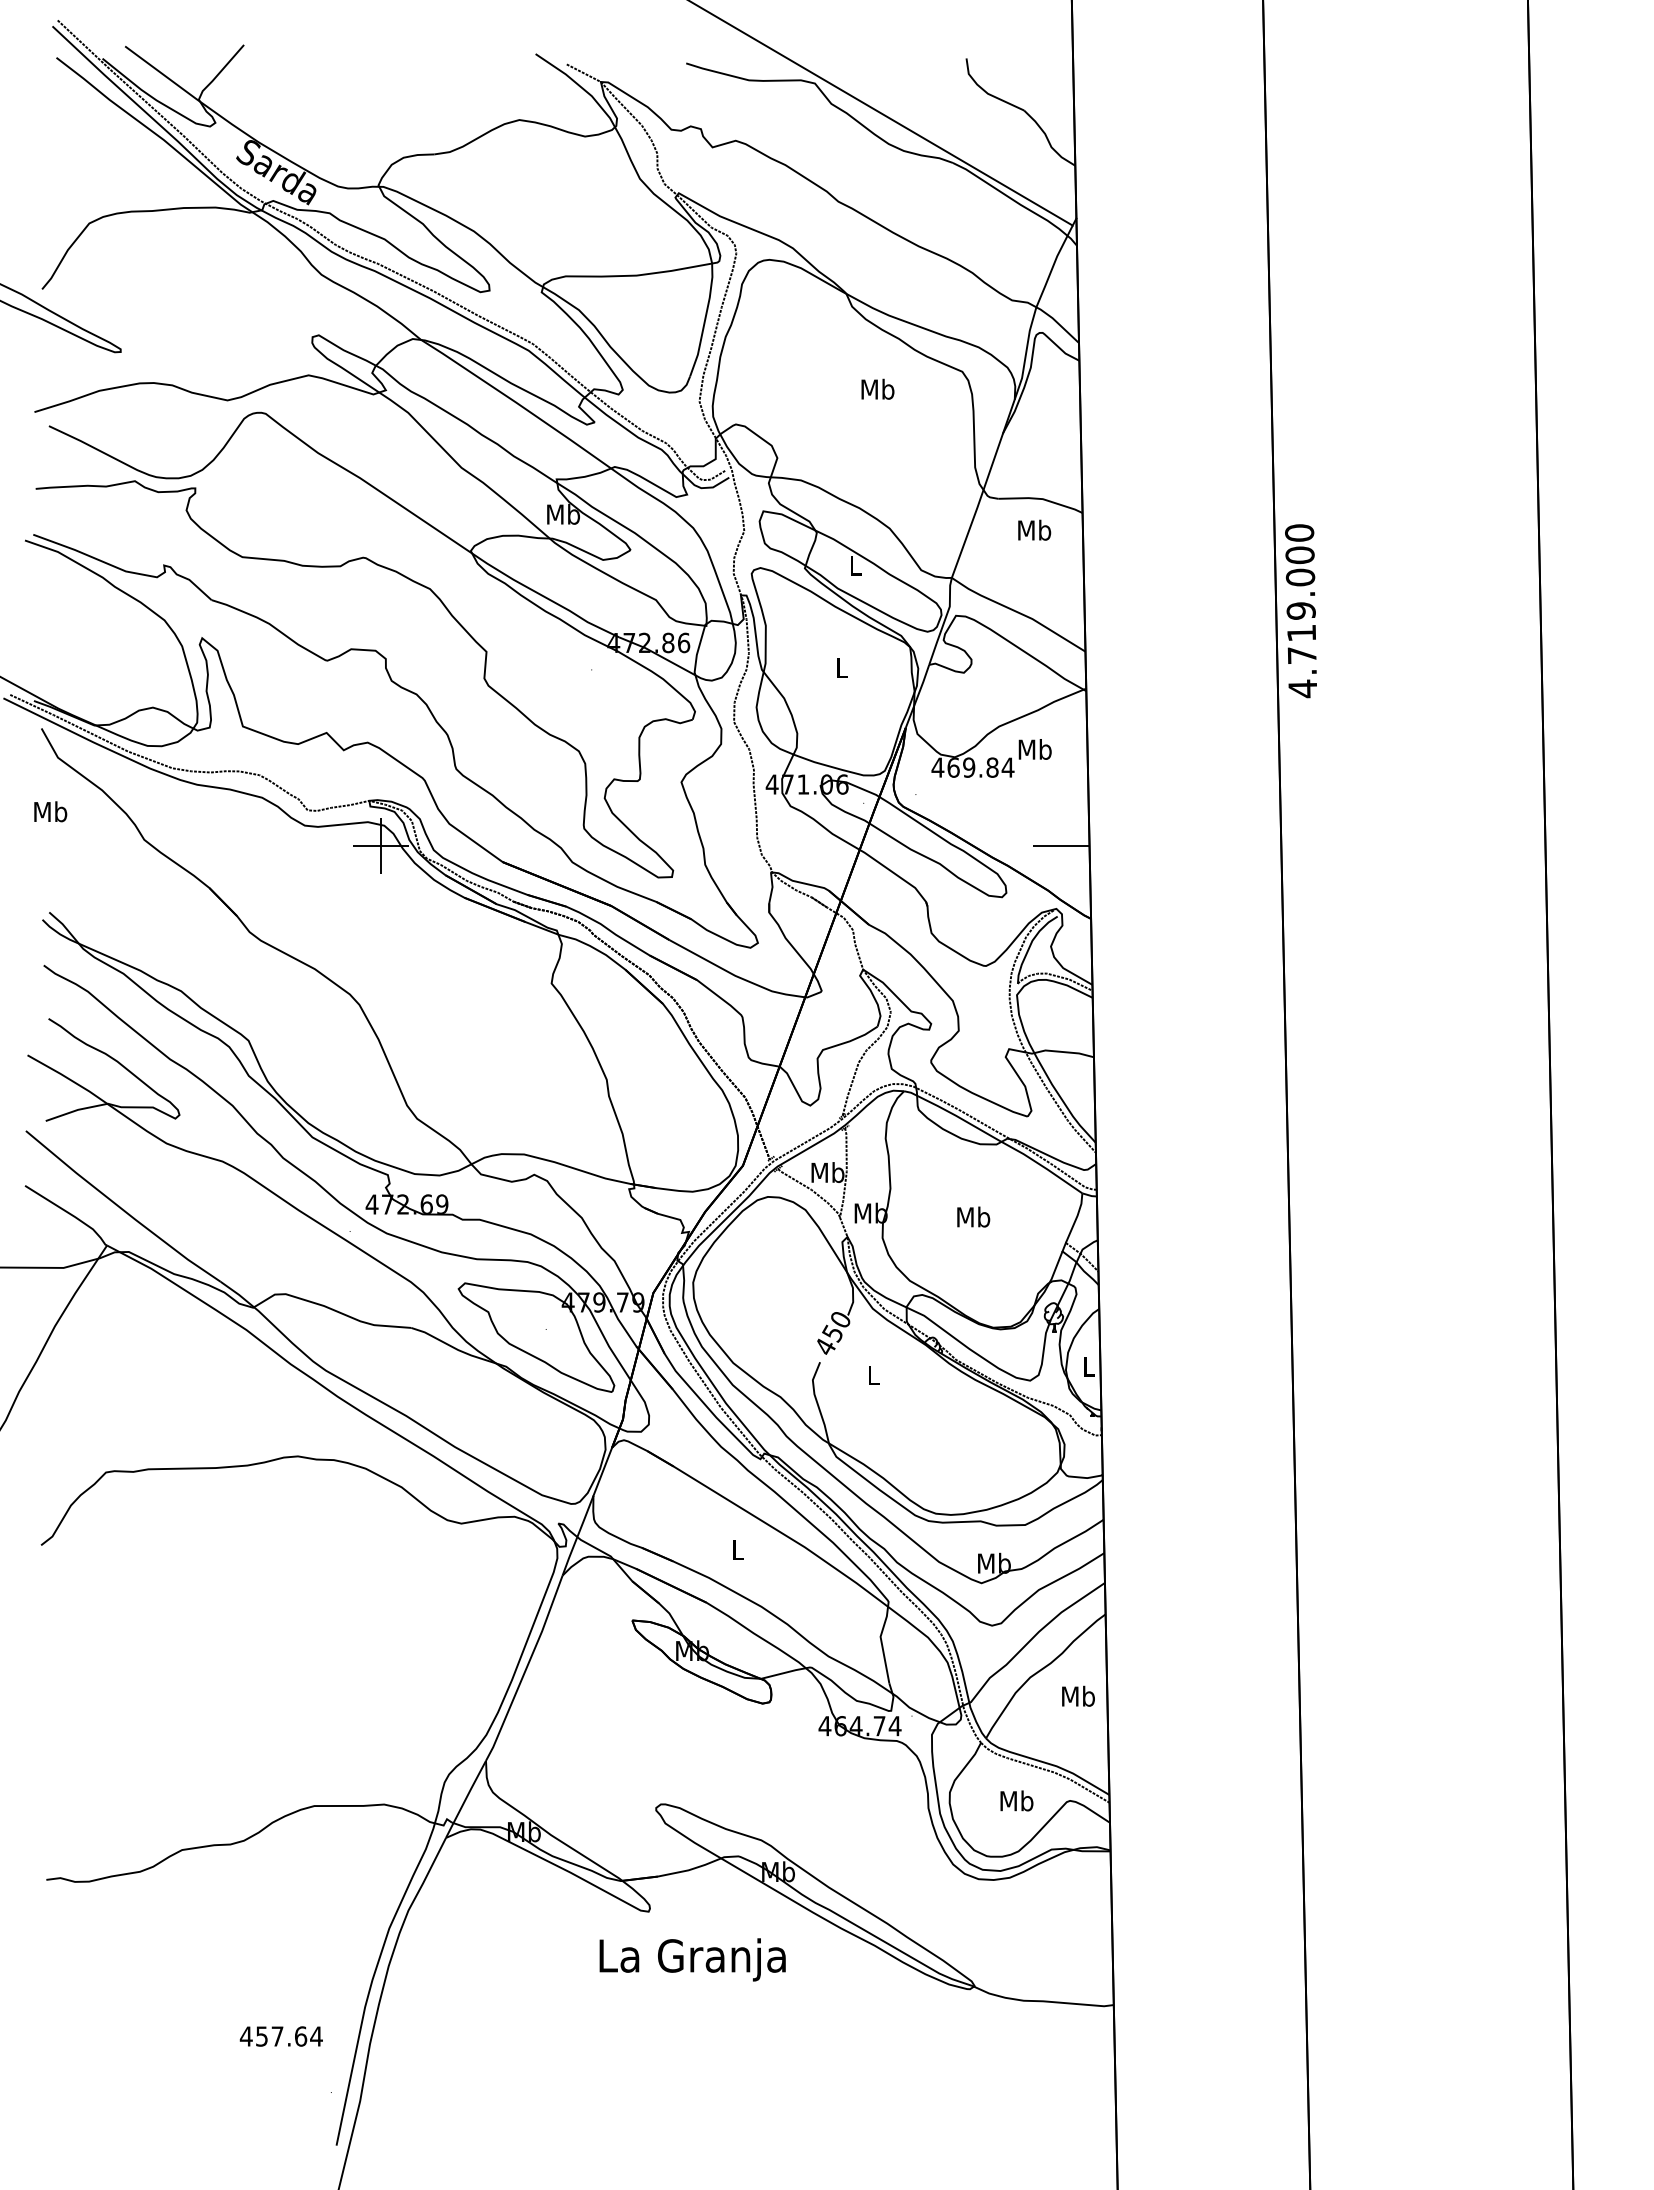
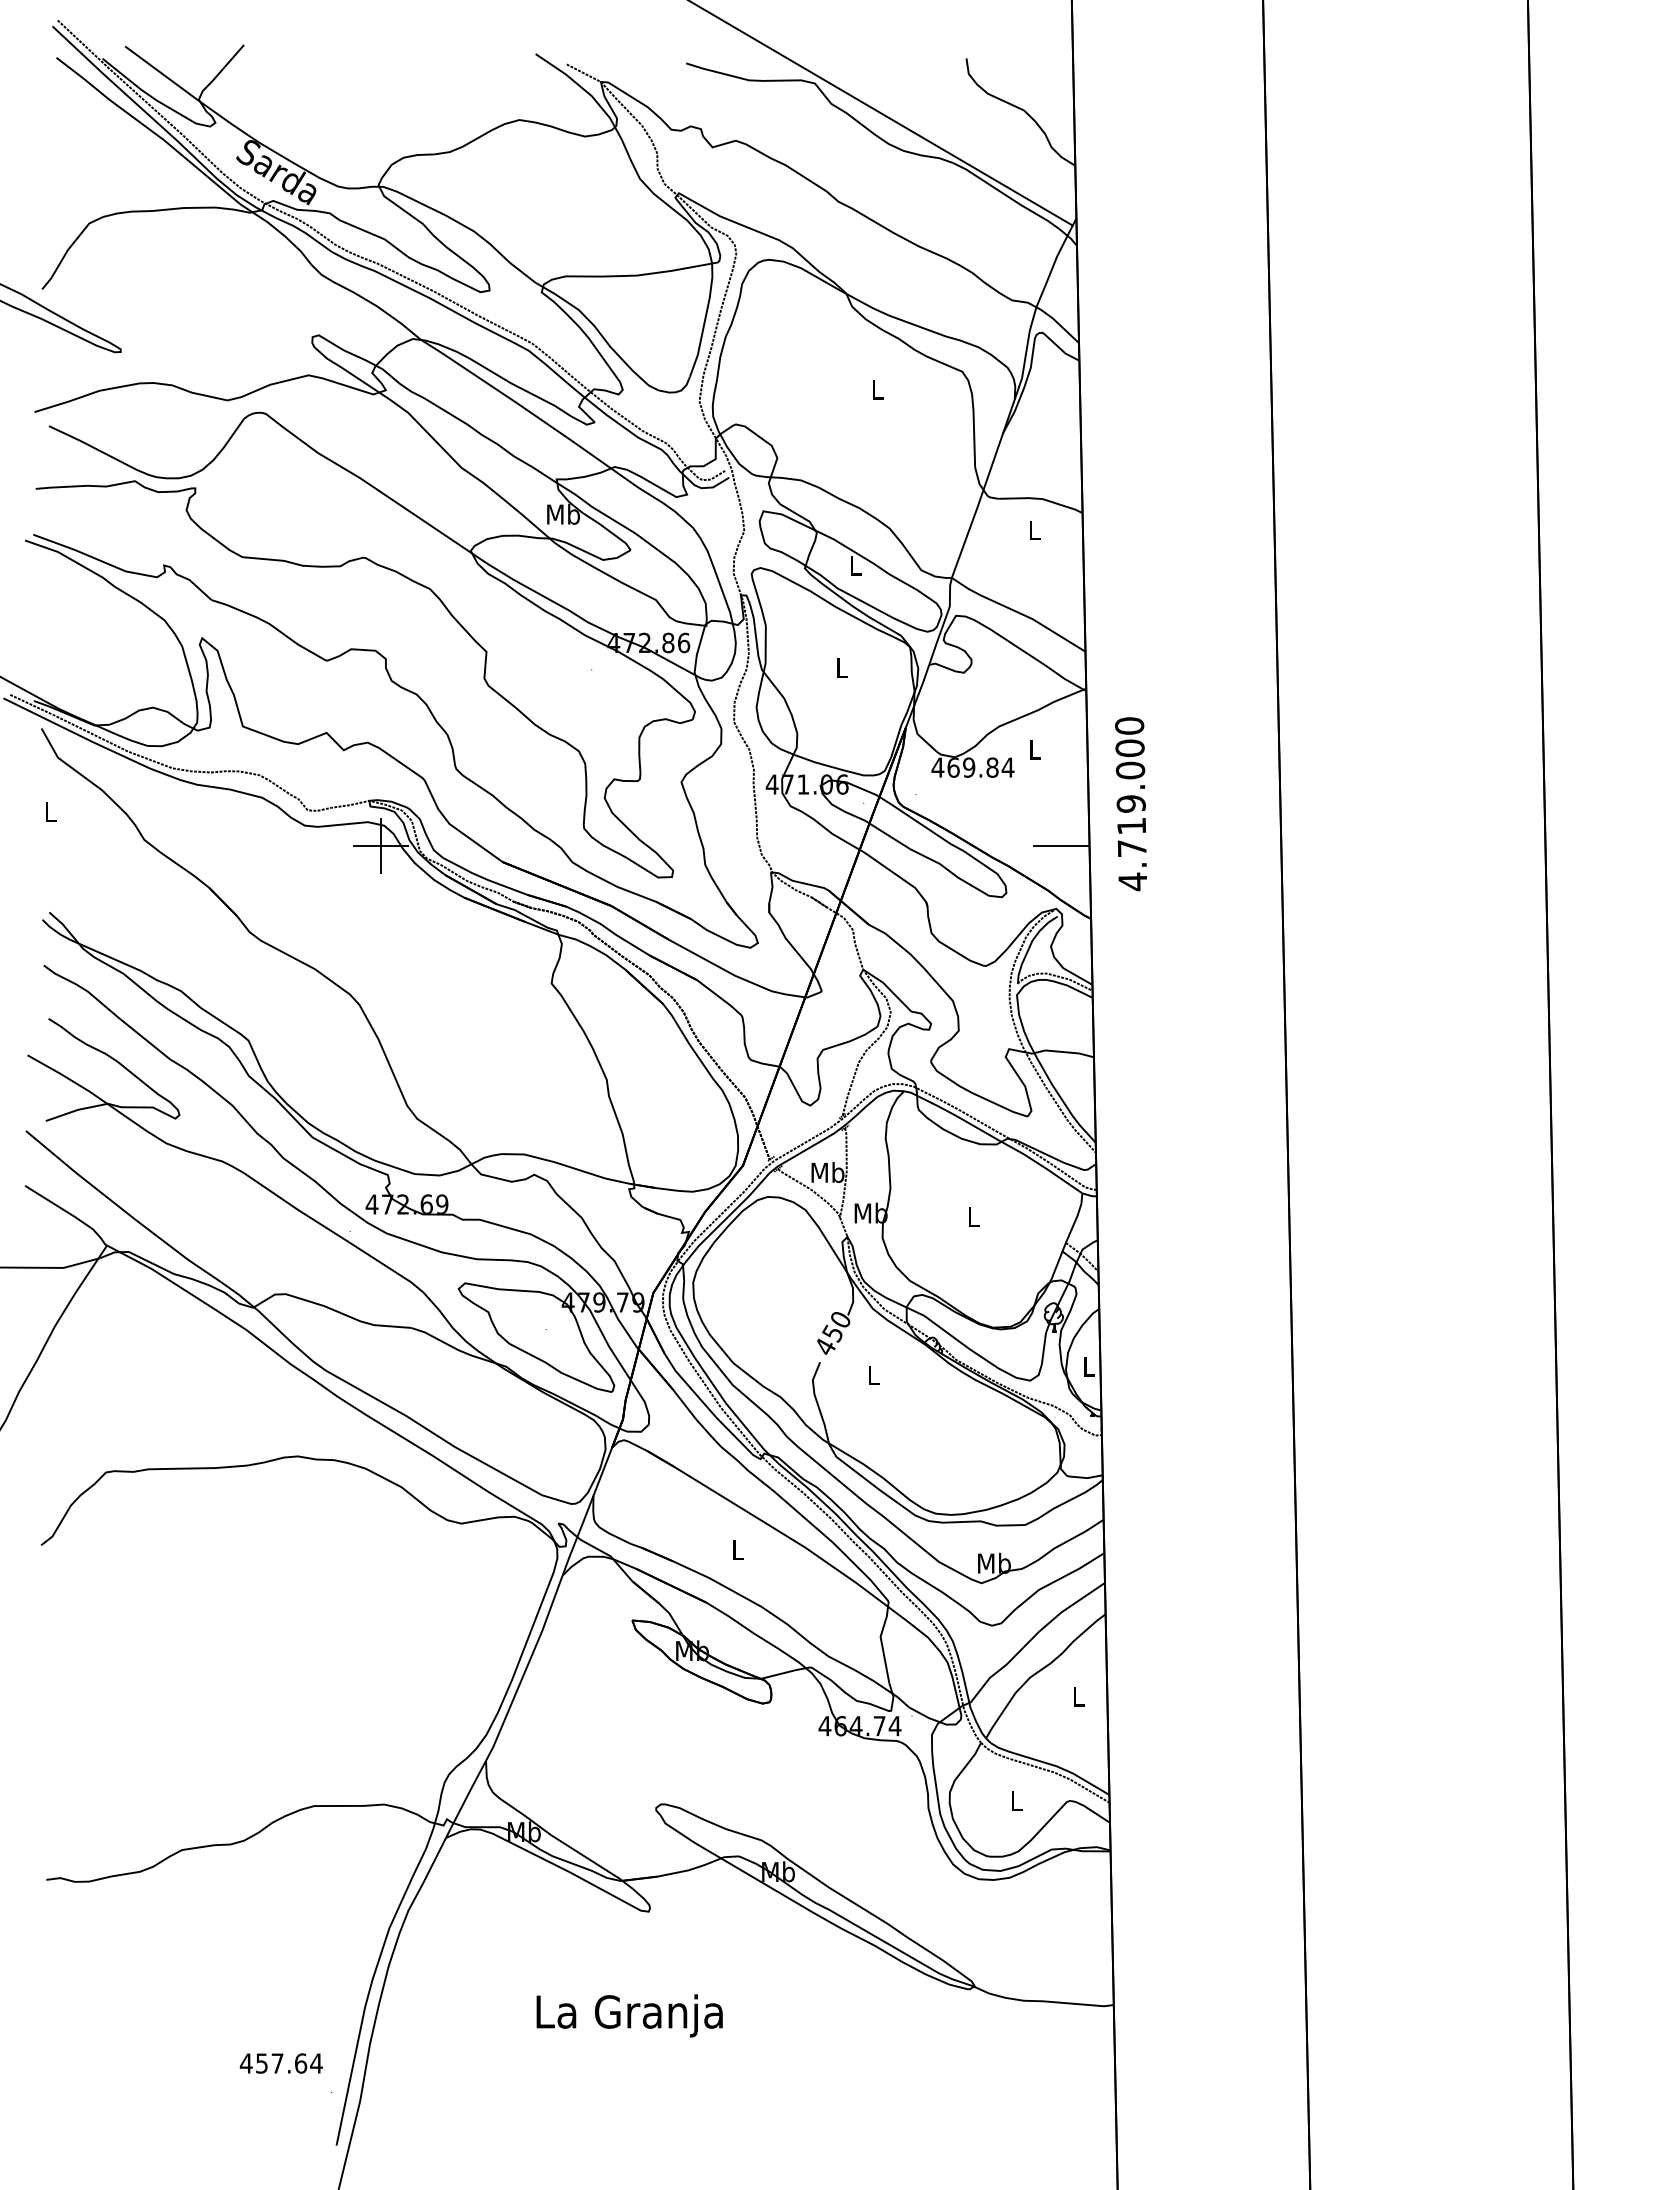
text: Mb -> L (877, 388)
text: Mb -> L (1034, 529)
text position: (1300, 611) -> (1130, 804) (1130, 804)
text: Mb -> L (1034, 749)
text: Mb -> L (50, 811)
text: Mb -> L (973, 1216)
text: Mb -> L (1078, 1695)
text: Mb -> L (1016, 1800)
text position: (692, 1959) -> (629, 2015) (629, 2015)
text position: (280, 2036) -> (280, 2063) (280, 2063)
